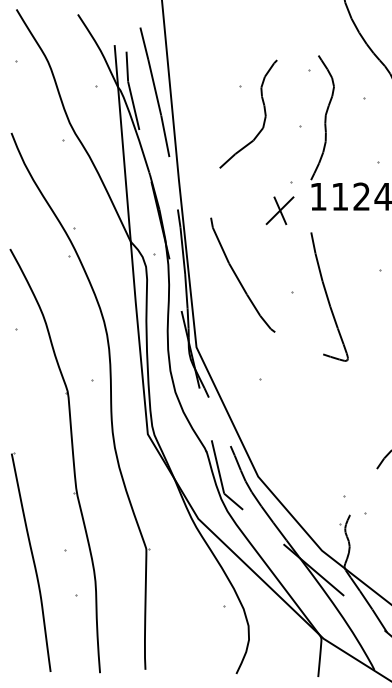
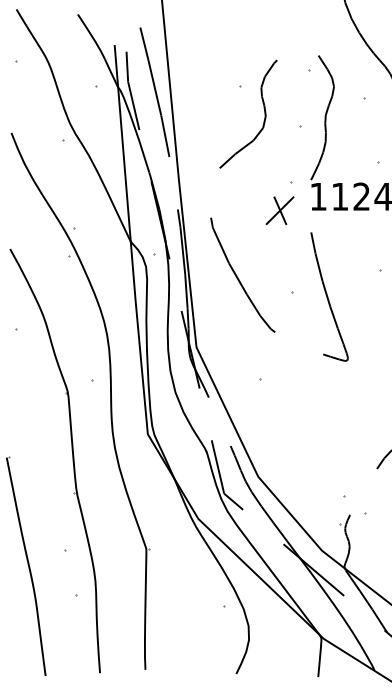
part position: (31, 561) -> (26, 565) (26, 565)
